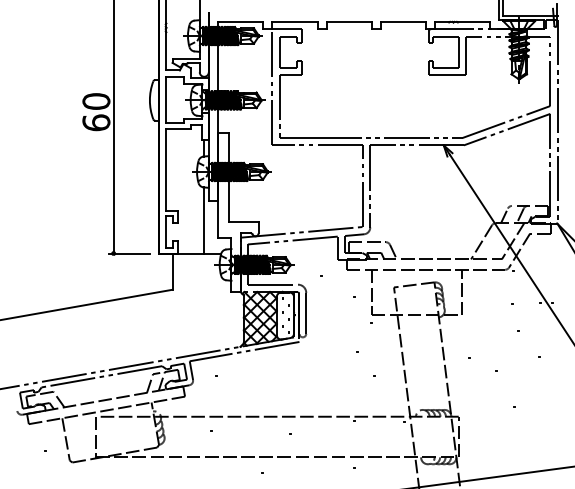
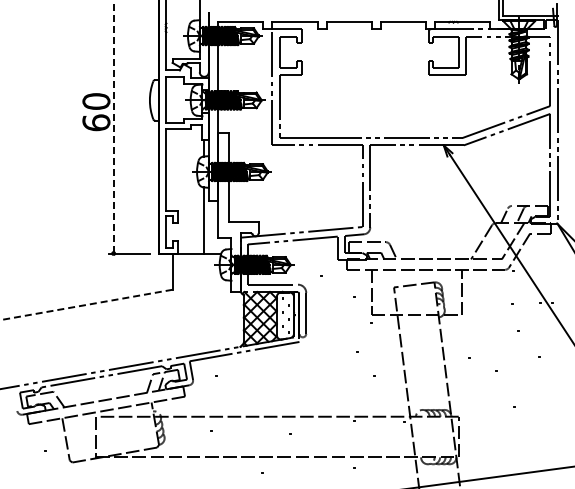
line: solid -> dashed (113, 127)
line: solid -> dashed (86, 304)
